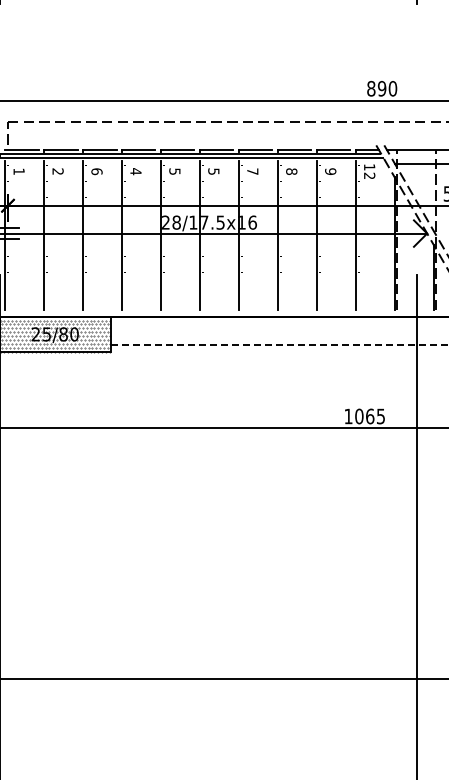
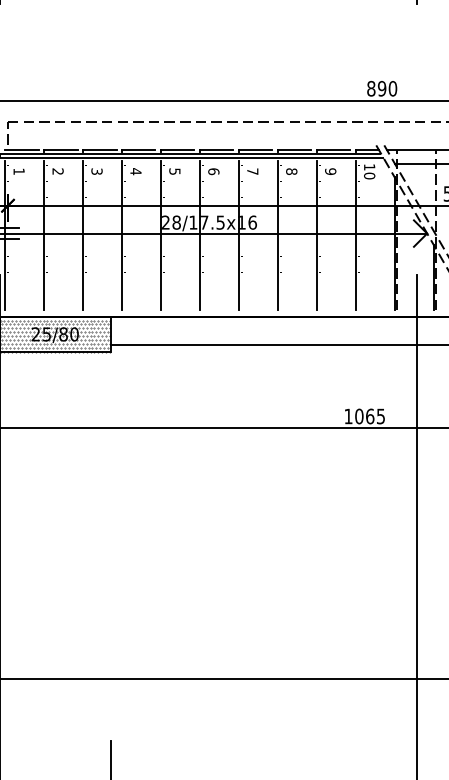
text: 6 -> 3 (96, 171)
text: 5 -> 6 (213, 171)
text: 12 -> 10 (369, 175)
line: dashed -> solid (279, 344)
line: none -> present (110, 758)
